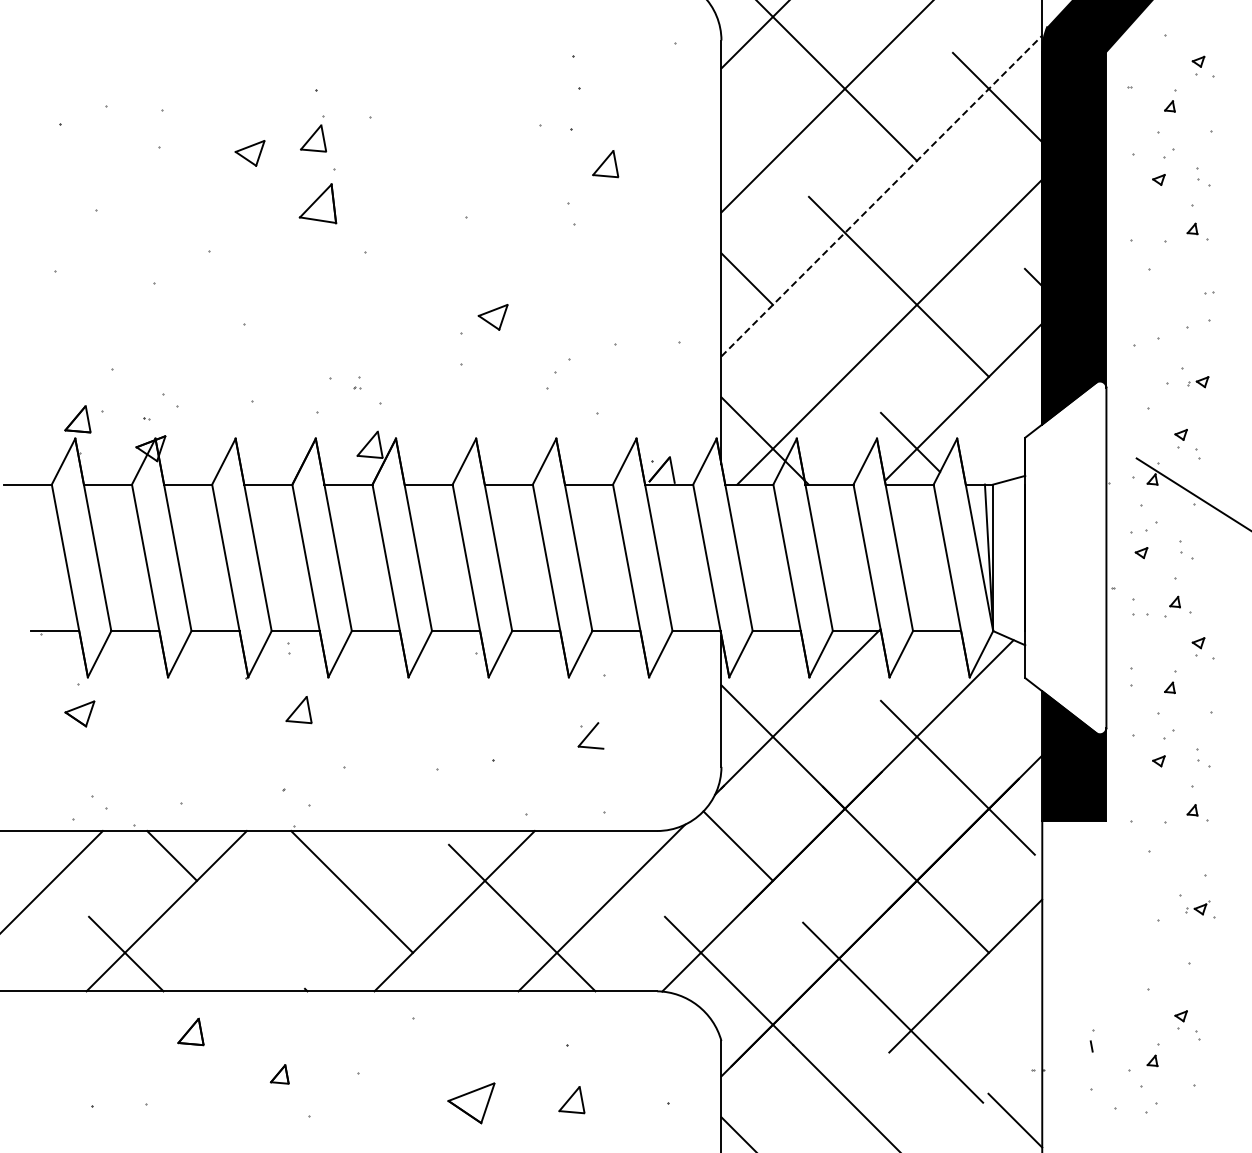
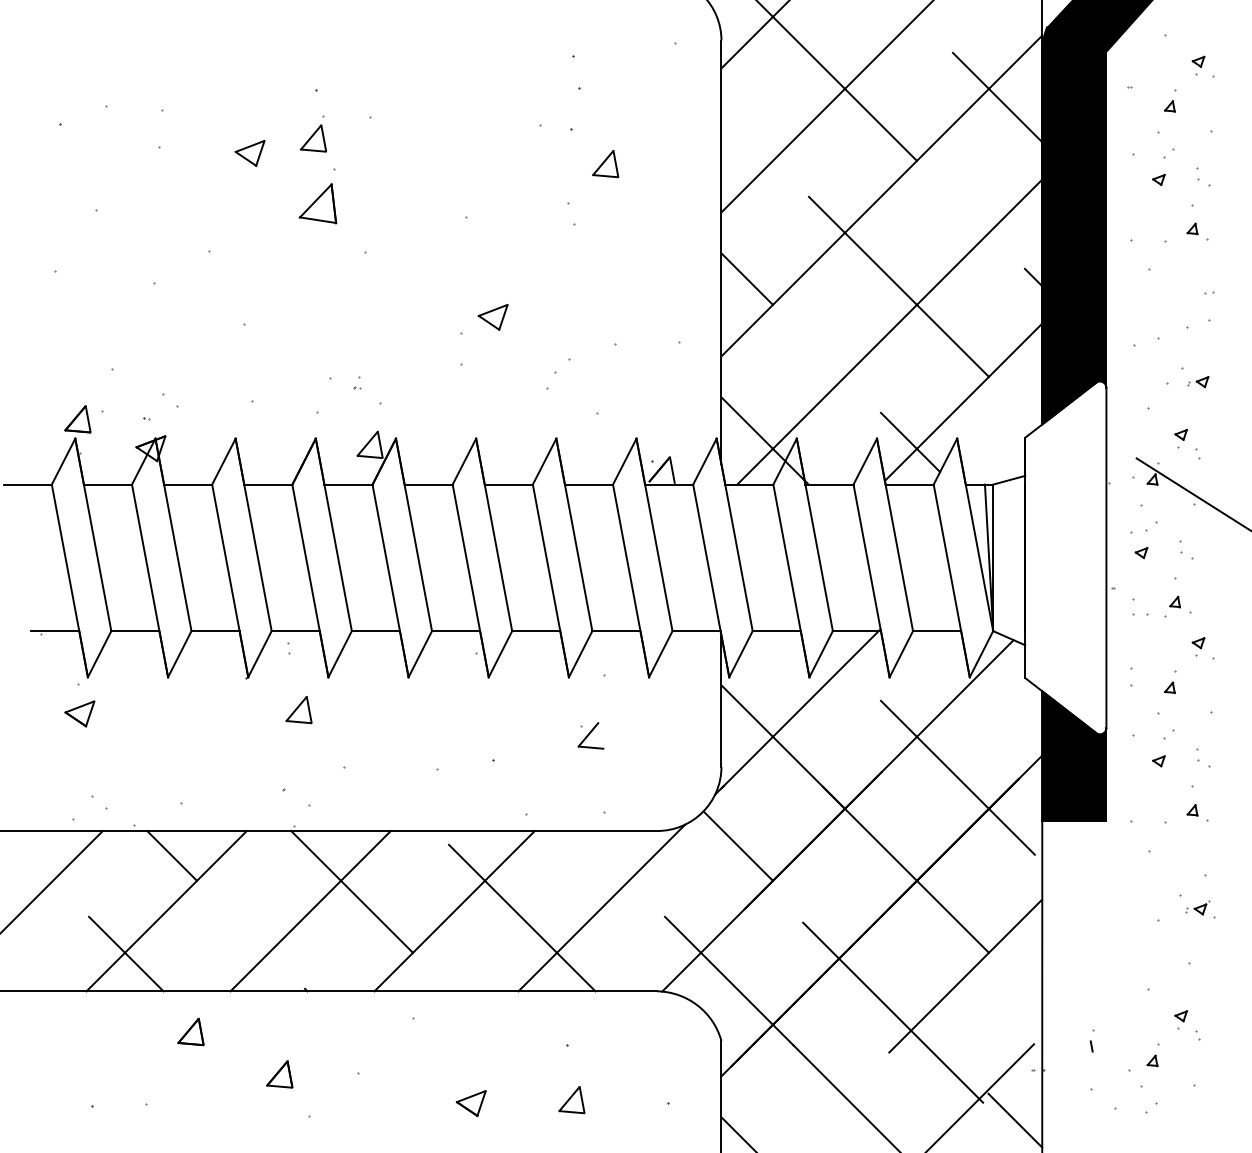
line: dashed -> solid (881, 196)
line: none -> present (310, 911)
part size: 21x21 px -> 28x29 px (279, 1074)
line: none -> present (981, 1096)
part size: 49x43 px -> 32x28 px (470, 1103)
